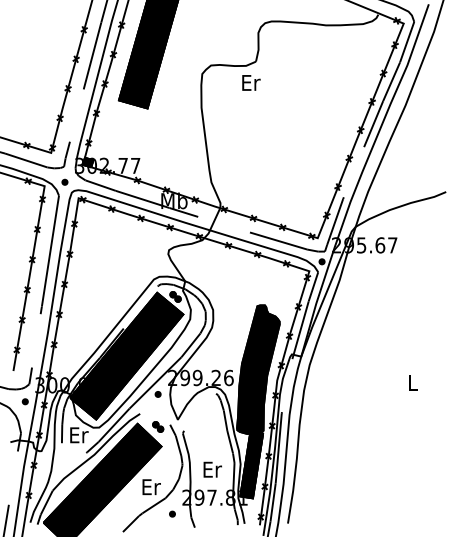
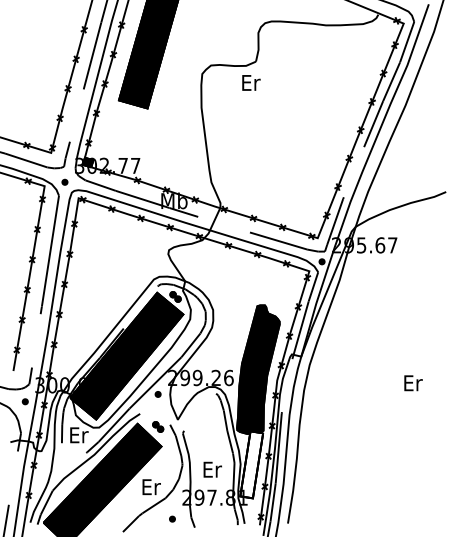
text: L -> Er (413, 383)
fill: present -> none (251, 464)
part position: (172, 513) -> (172, 518) (172, 518)
